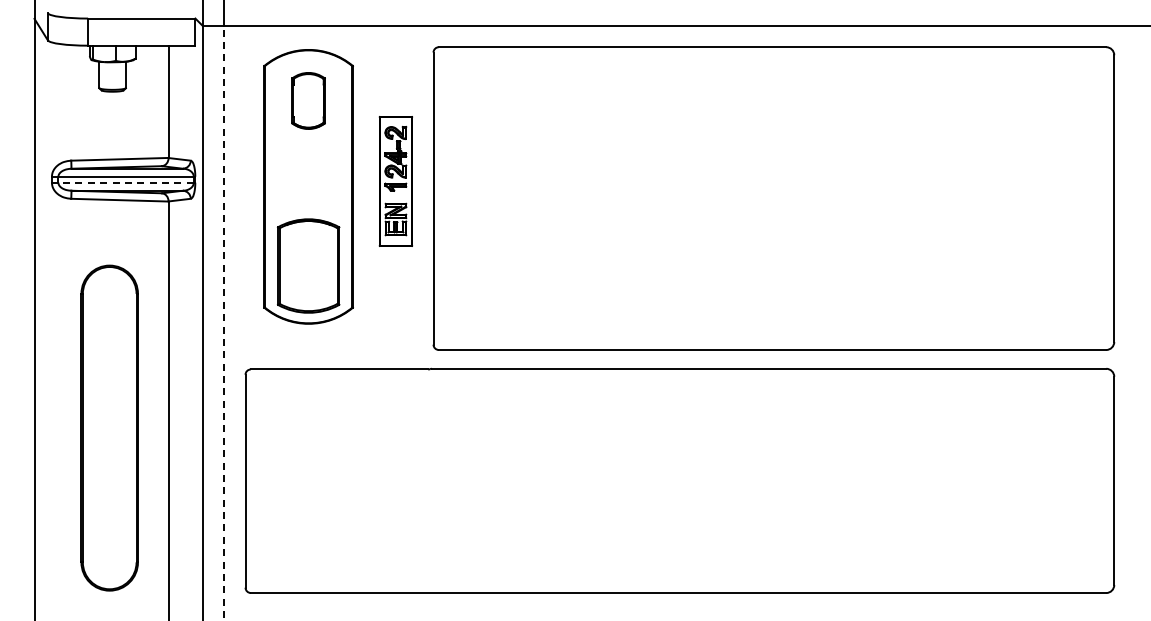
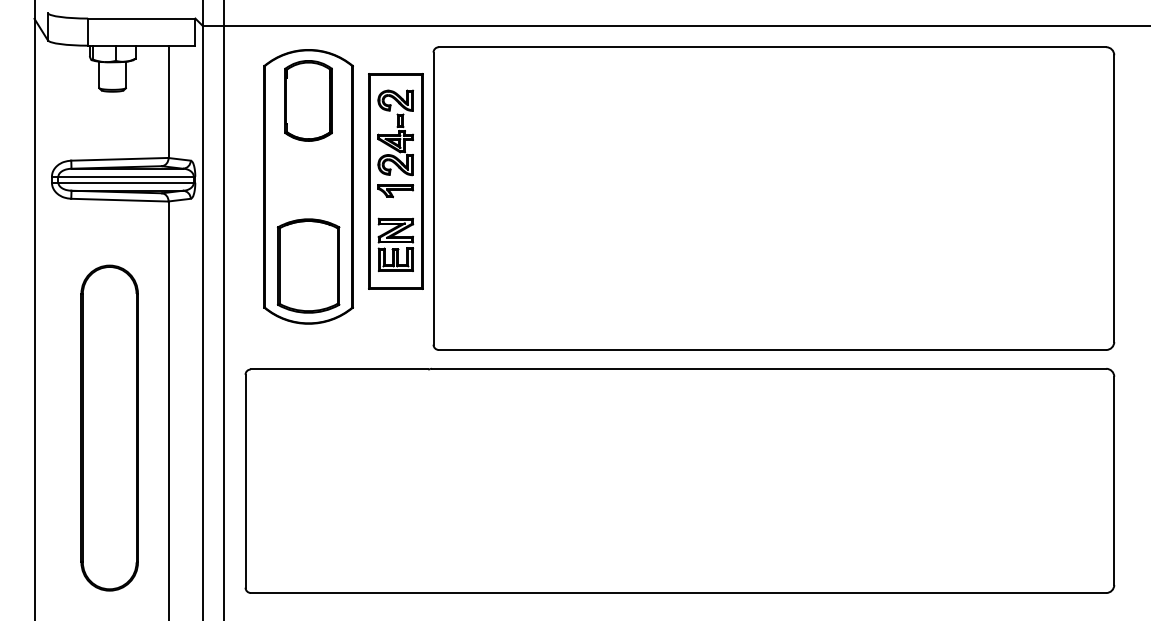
part size: 35x58 px -> 49x82 px (308, 100)
part size: 35x131 px -> 56x217 px (395, 181)
line: dashed -> solid (126, 182)
line: dashed -> solid (224, 322)
